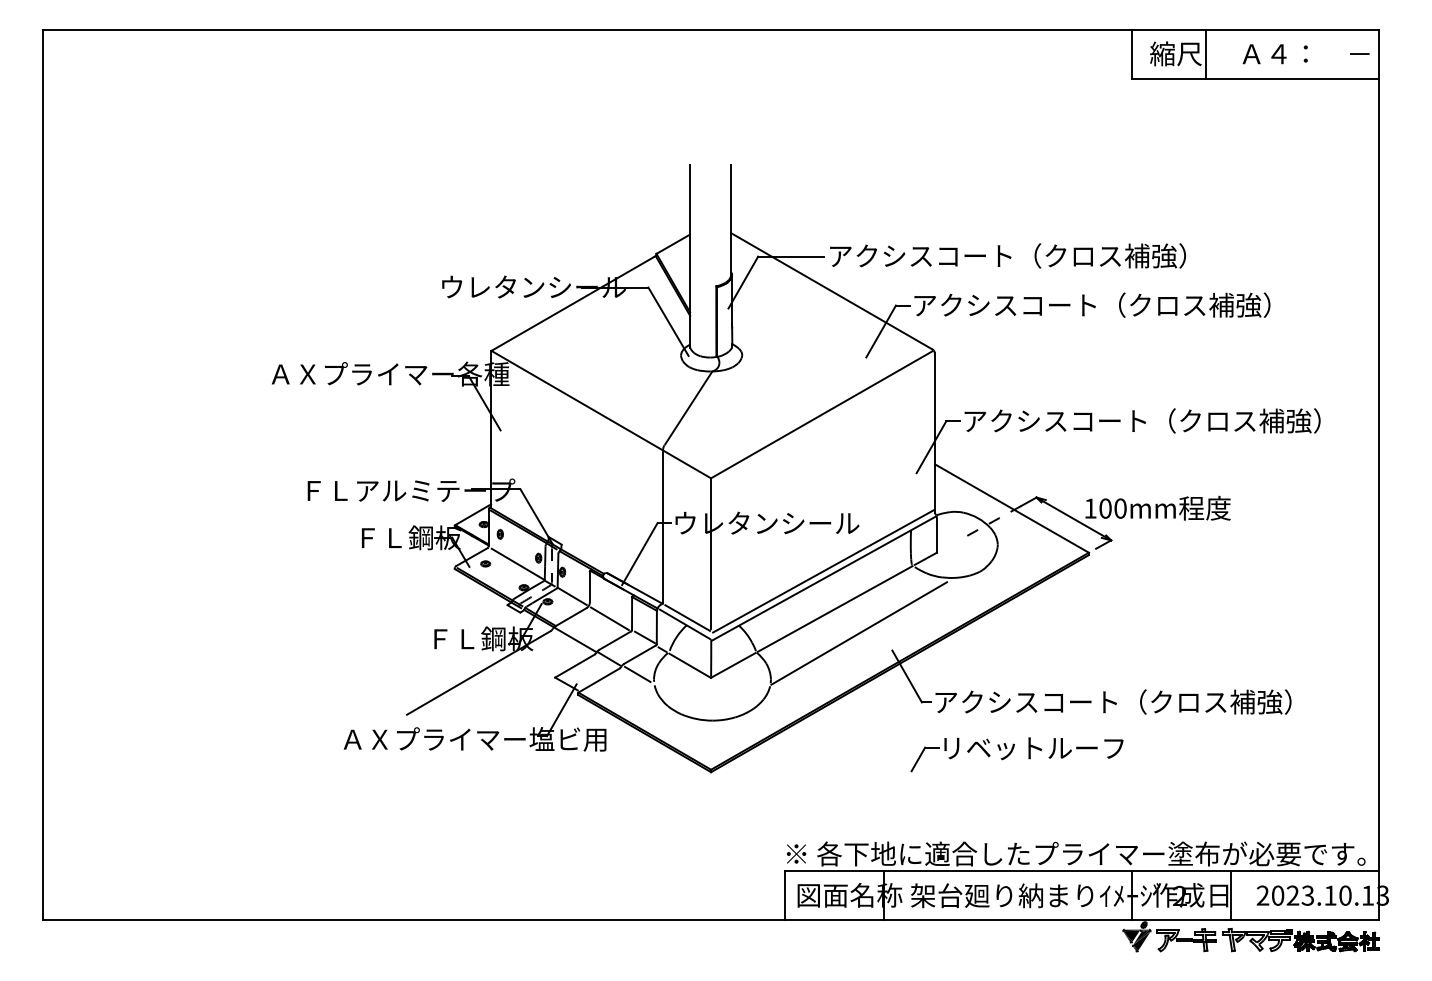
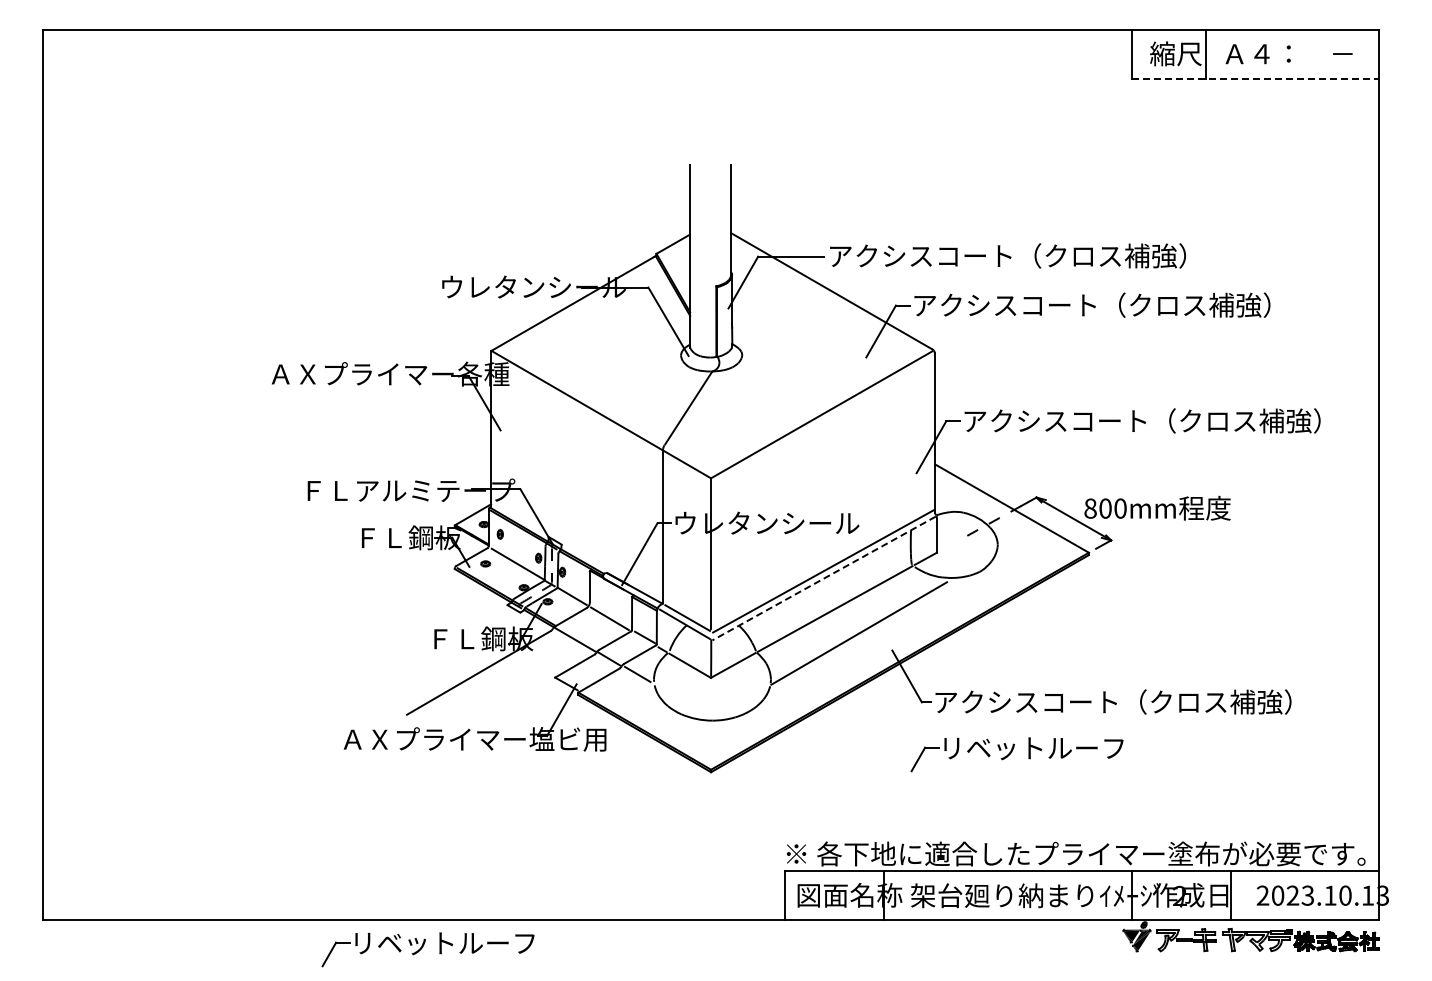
text position: (1305, 54) -> (1288, 54) (1288, 54)
line: solid -> dashed (1255, 79)
text: 100mm -> 800mm (1090, 508)
line: solid -> dashed (824, 578)
part: none -> present (427, 949)
